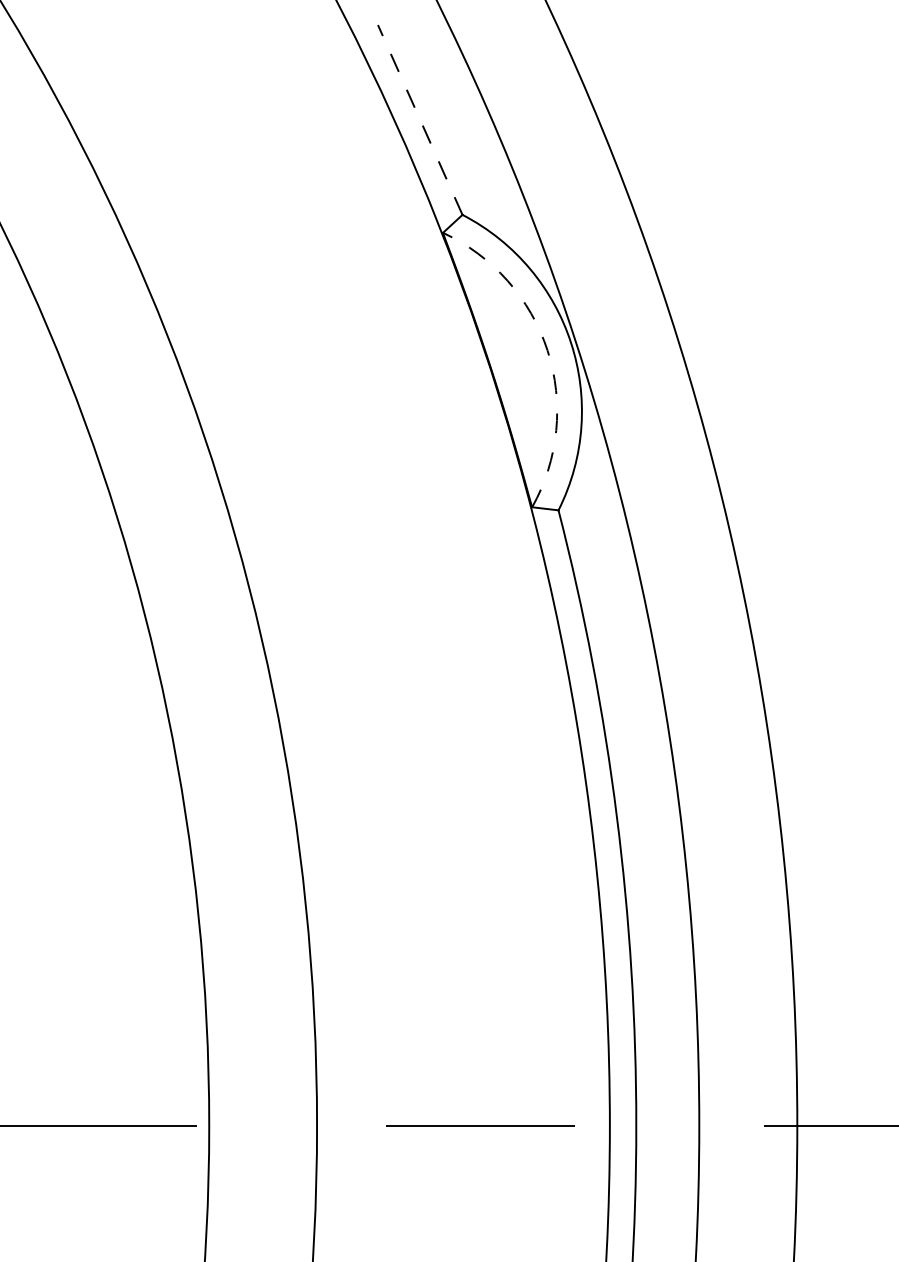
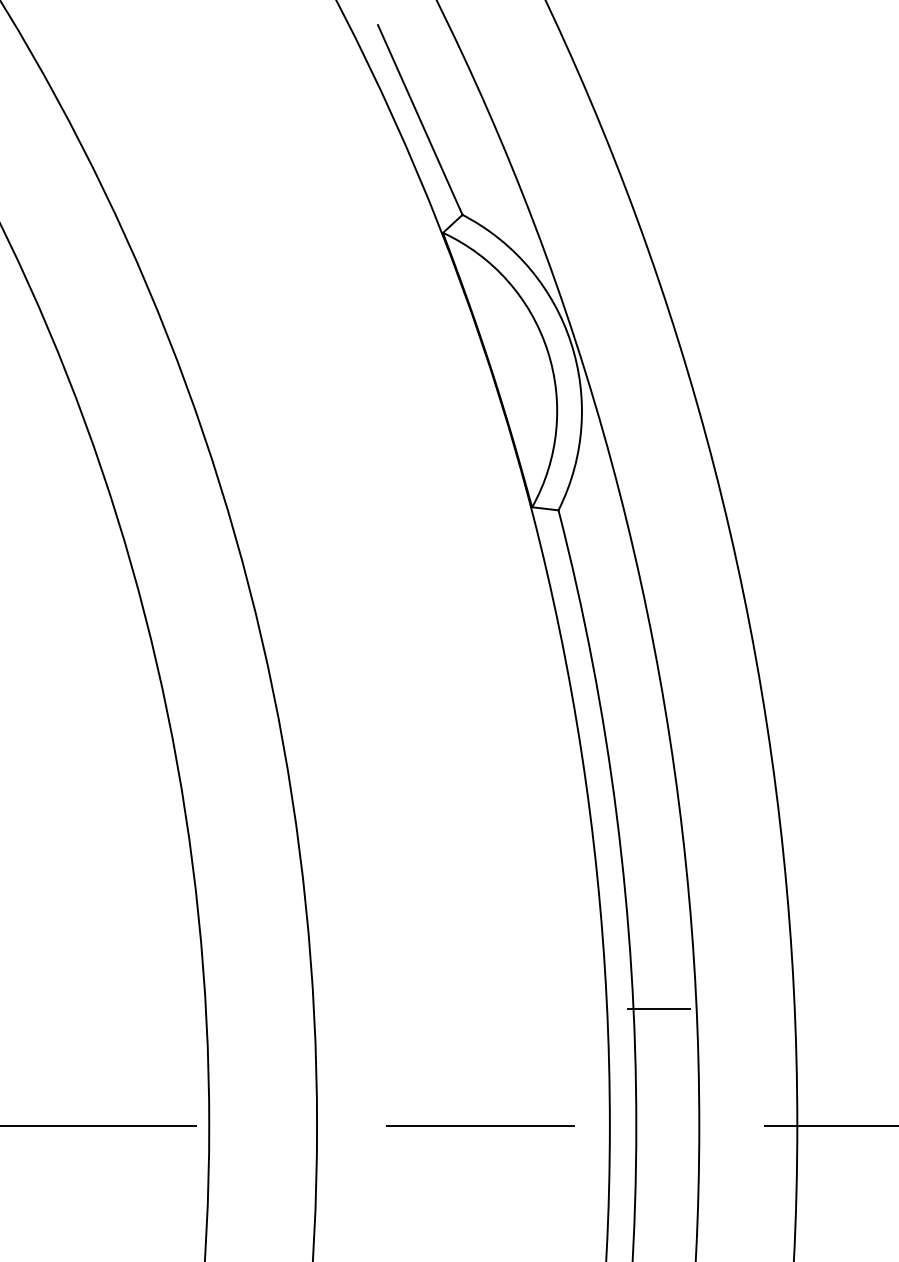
line: dashed -> solid (420, 119)
arc: dashed -> solid (547, 350)
line: none -> present (659, 1008)
